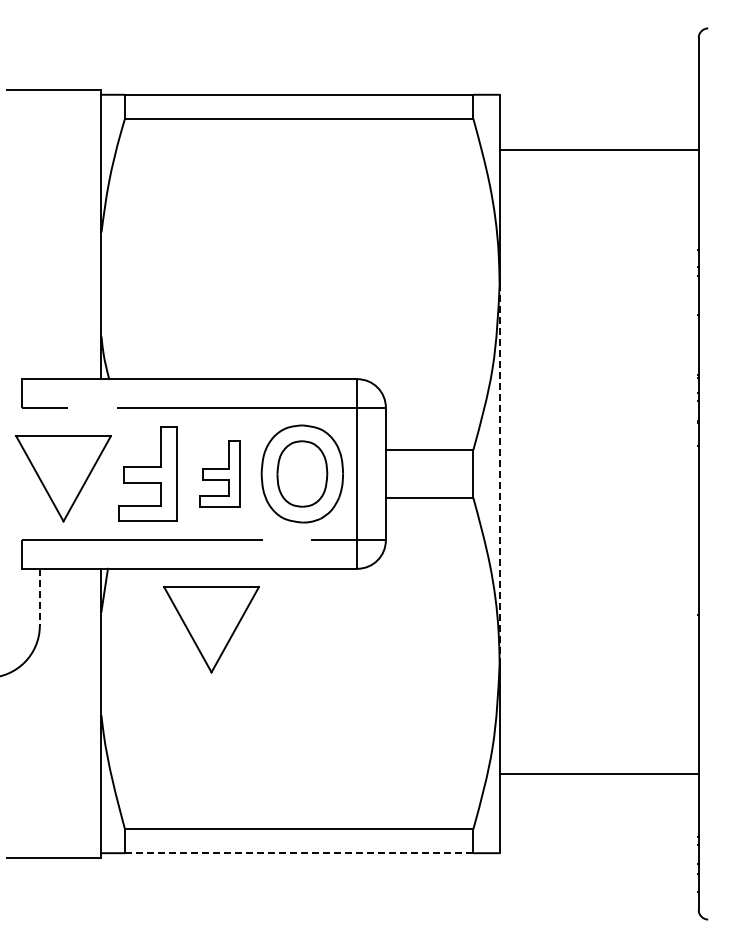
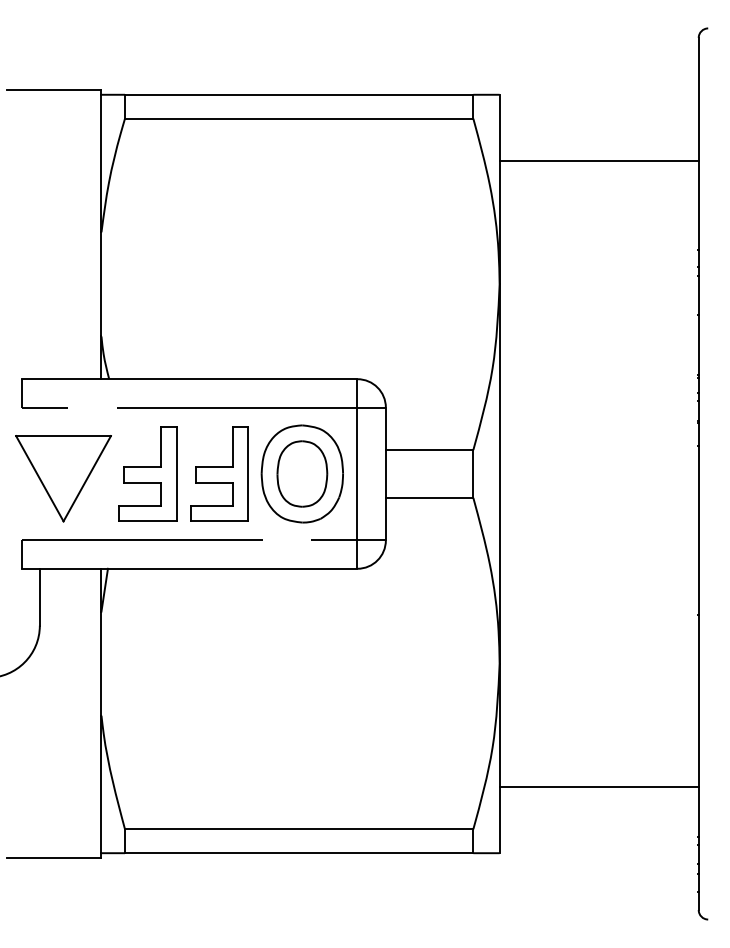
line position: (598, 150) -> (598, 161) (598, 161)
part size: 42x68 px -> 59x96 px (219, 473)
line: dashed -> solid (499, 473)
line: dashed -> solid (39, 597)
part: present -> none (211, 629)
line position: (598, 773) -> (598, 786) (598, 786)
line: dashed -> solid (298, 853)
